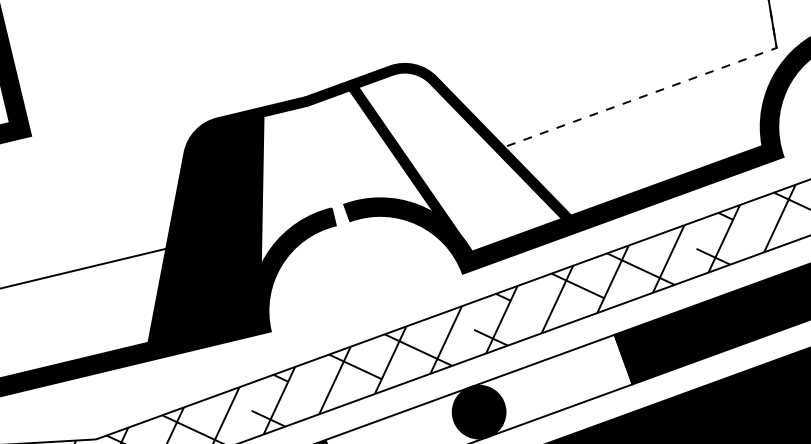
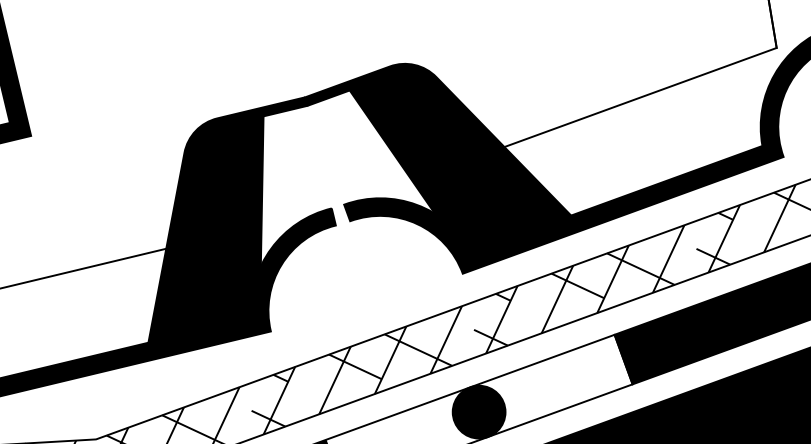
line: dashed -> solid (663, 89)
fill: none -> present (460, 161)
